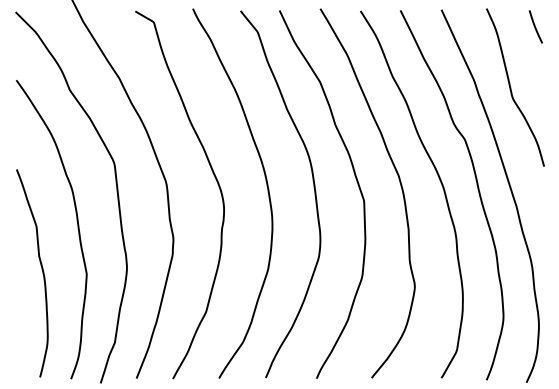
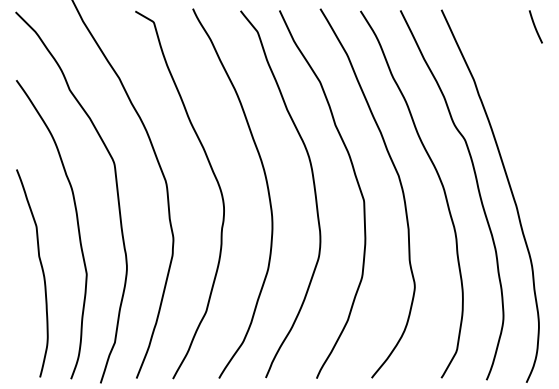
curve: present -> none (511, 87)
